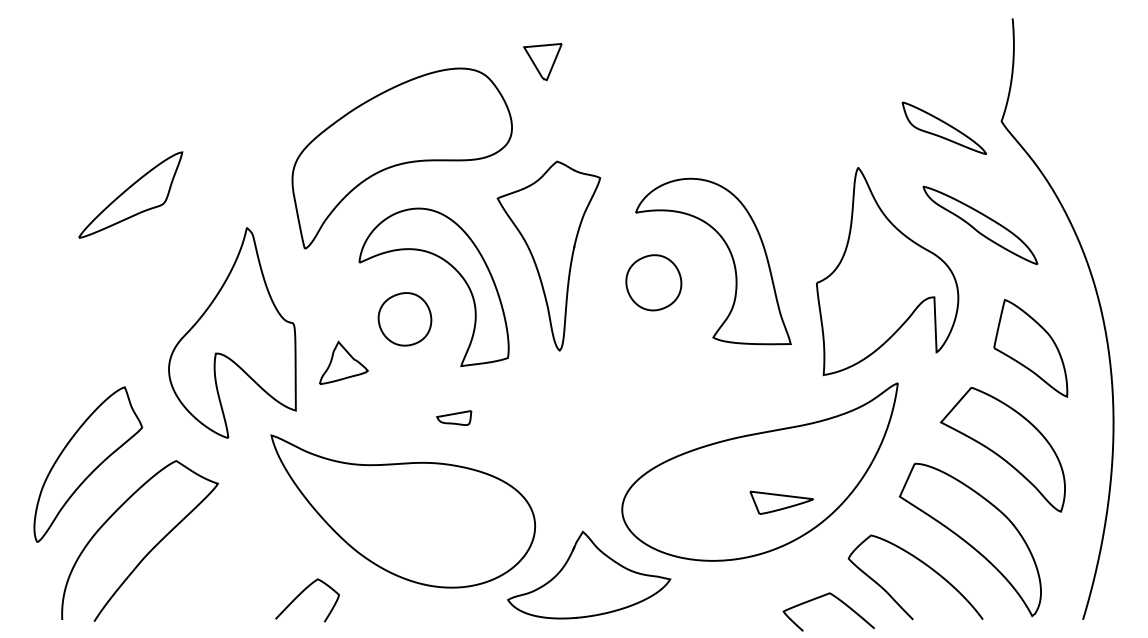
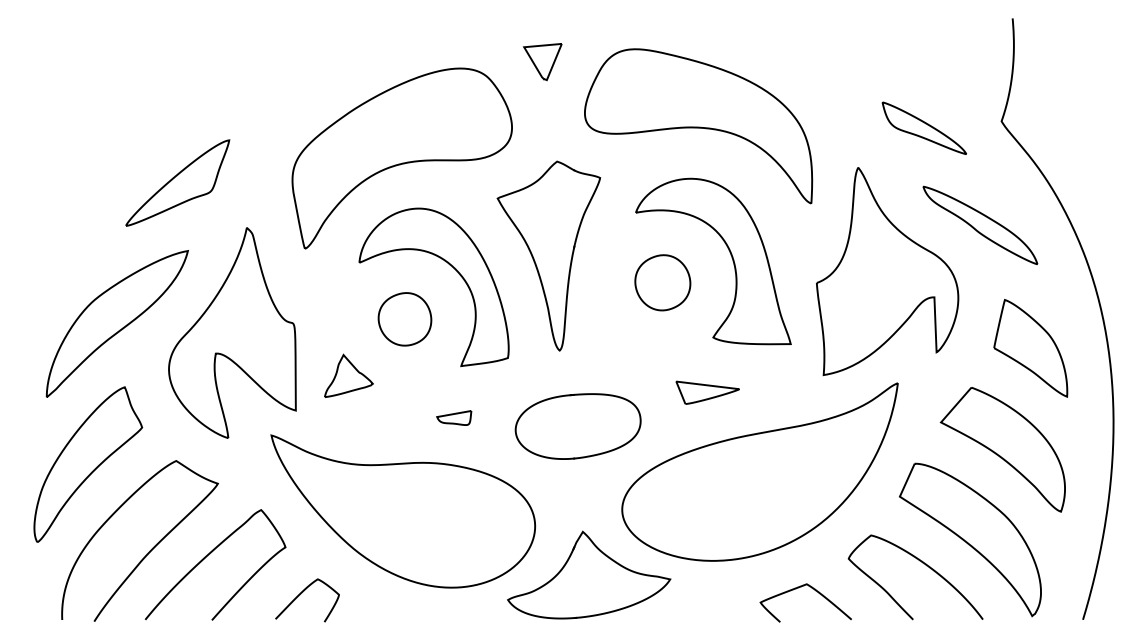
part: none -> present (698, 126)
part position: (944, 127) -> (924, 127) (924, 127)
part position: (130, 194) -> (177, 182) (177, 182)
part position: (653, 282) -> (662, 282) (662, 282)
part: none -> present (116, 323)
part position: (343, 362) -> (348, 375) (348, 375)
part: none -> present (577, 426)
part position: (781, 502) -> (707, 392) (707, 392)
curve: none -> present (210, 554)
curve position: (838, 600) -> (815, 591) (815, 591)
